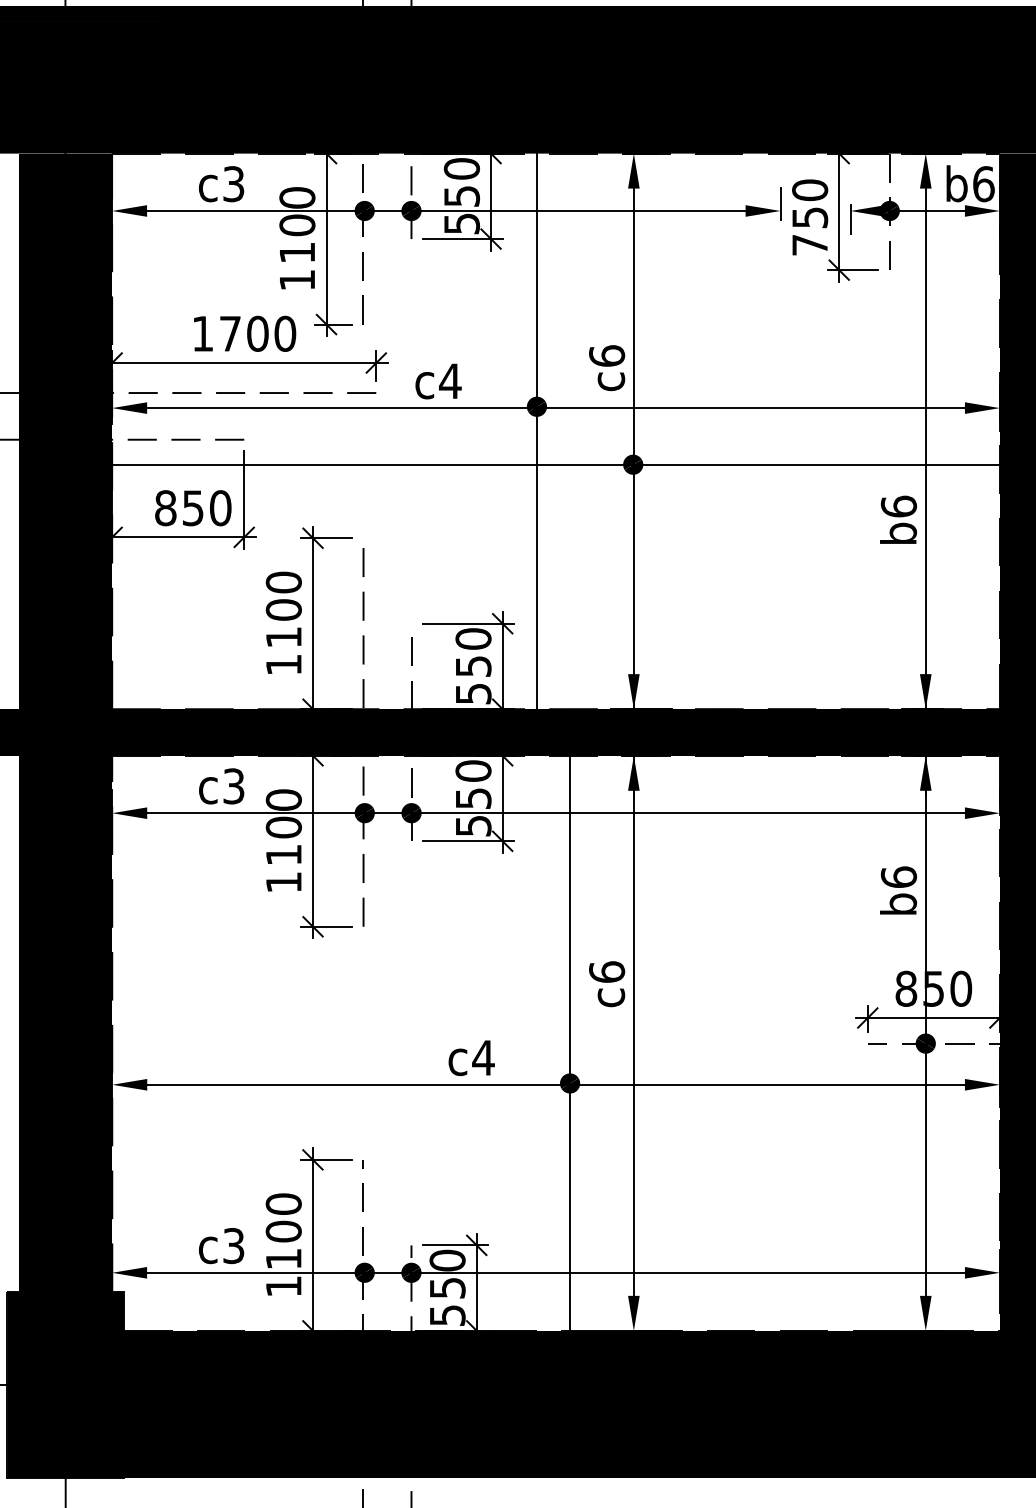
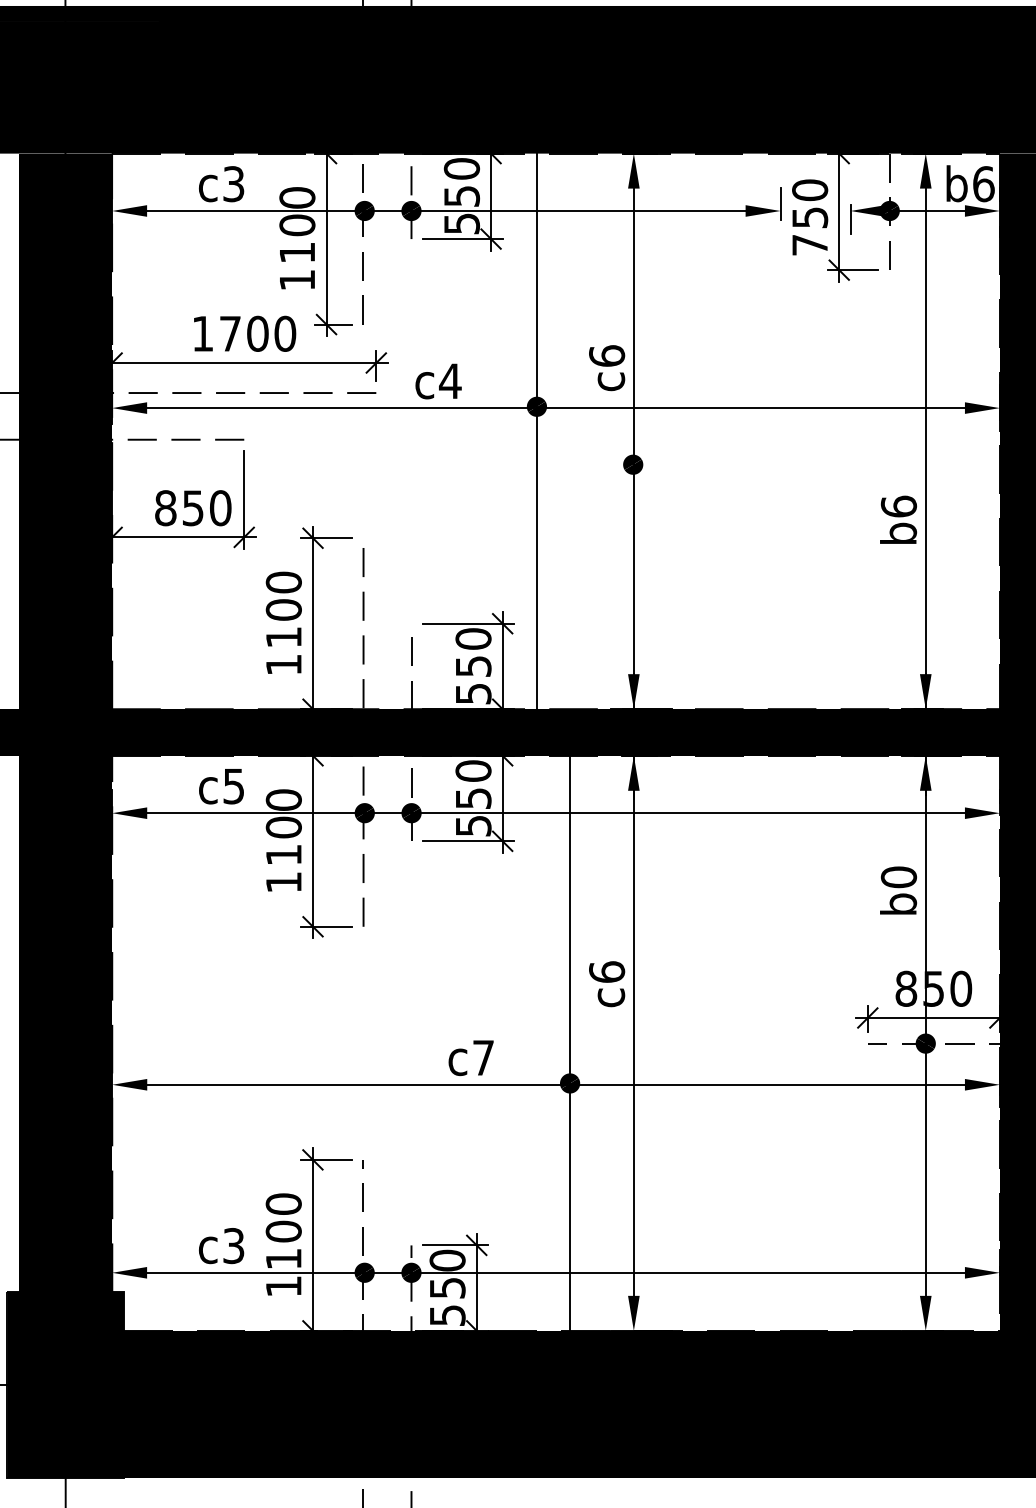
line: present -> none (529, 464)
text: c3 -> c5 (234, 785)
text: b6 -> b0 (898, 877)
text: c4 -> c7 (483, 1057)
